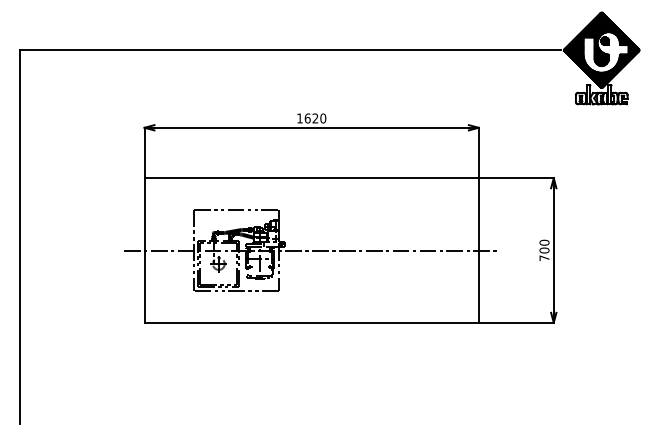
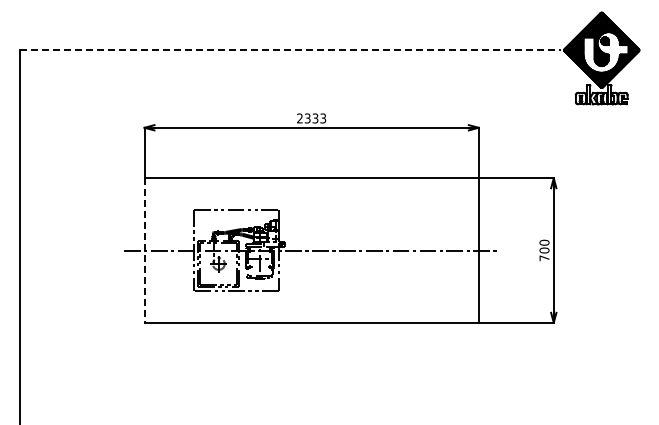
line: solid -> dashed (290, 50)
text: 1620 -> 2333 (311, 118)
line: solid -> dashed (144, 251)
